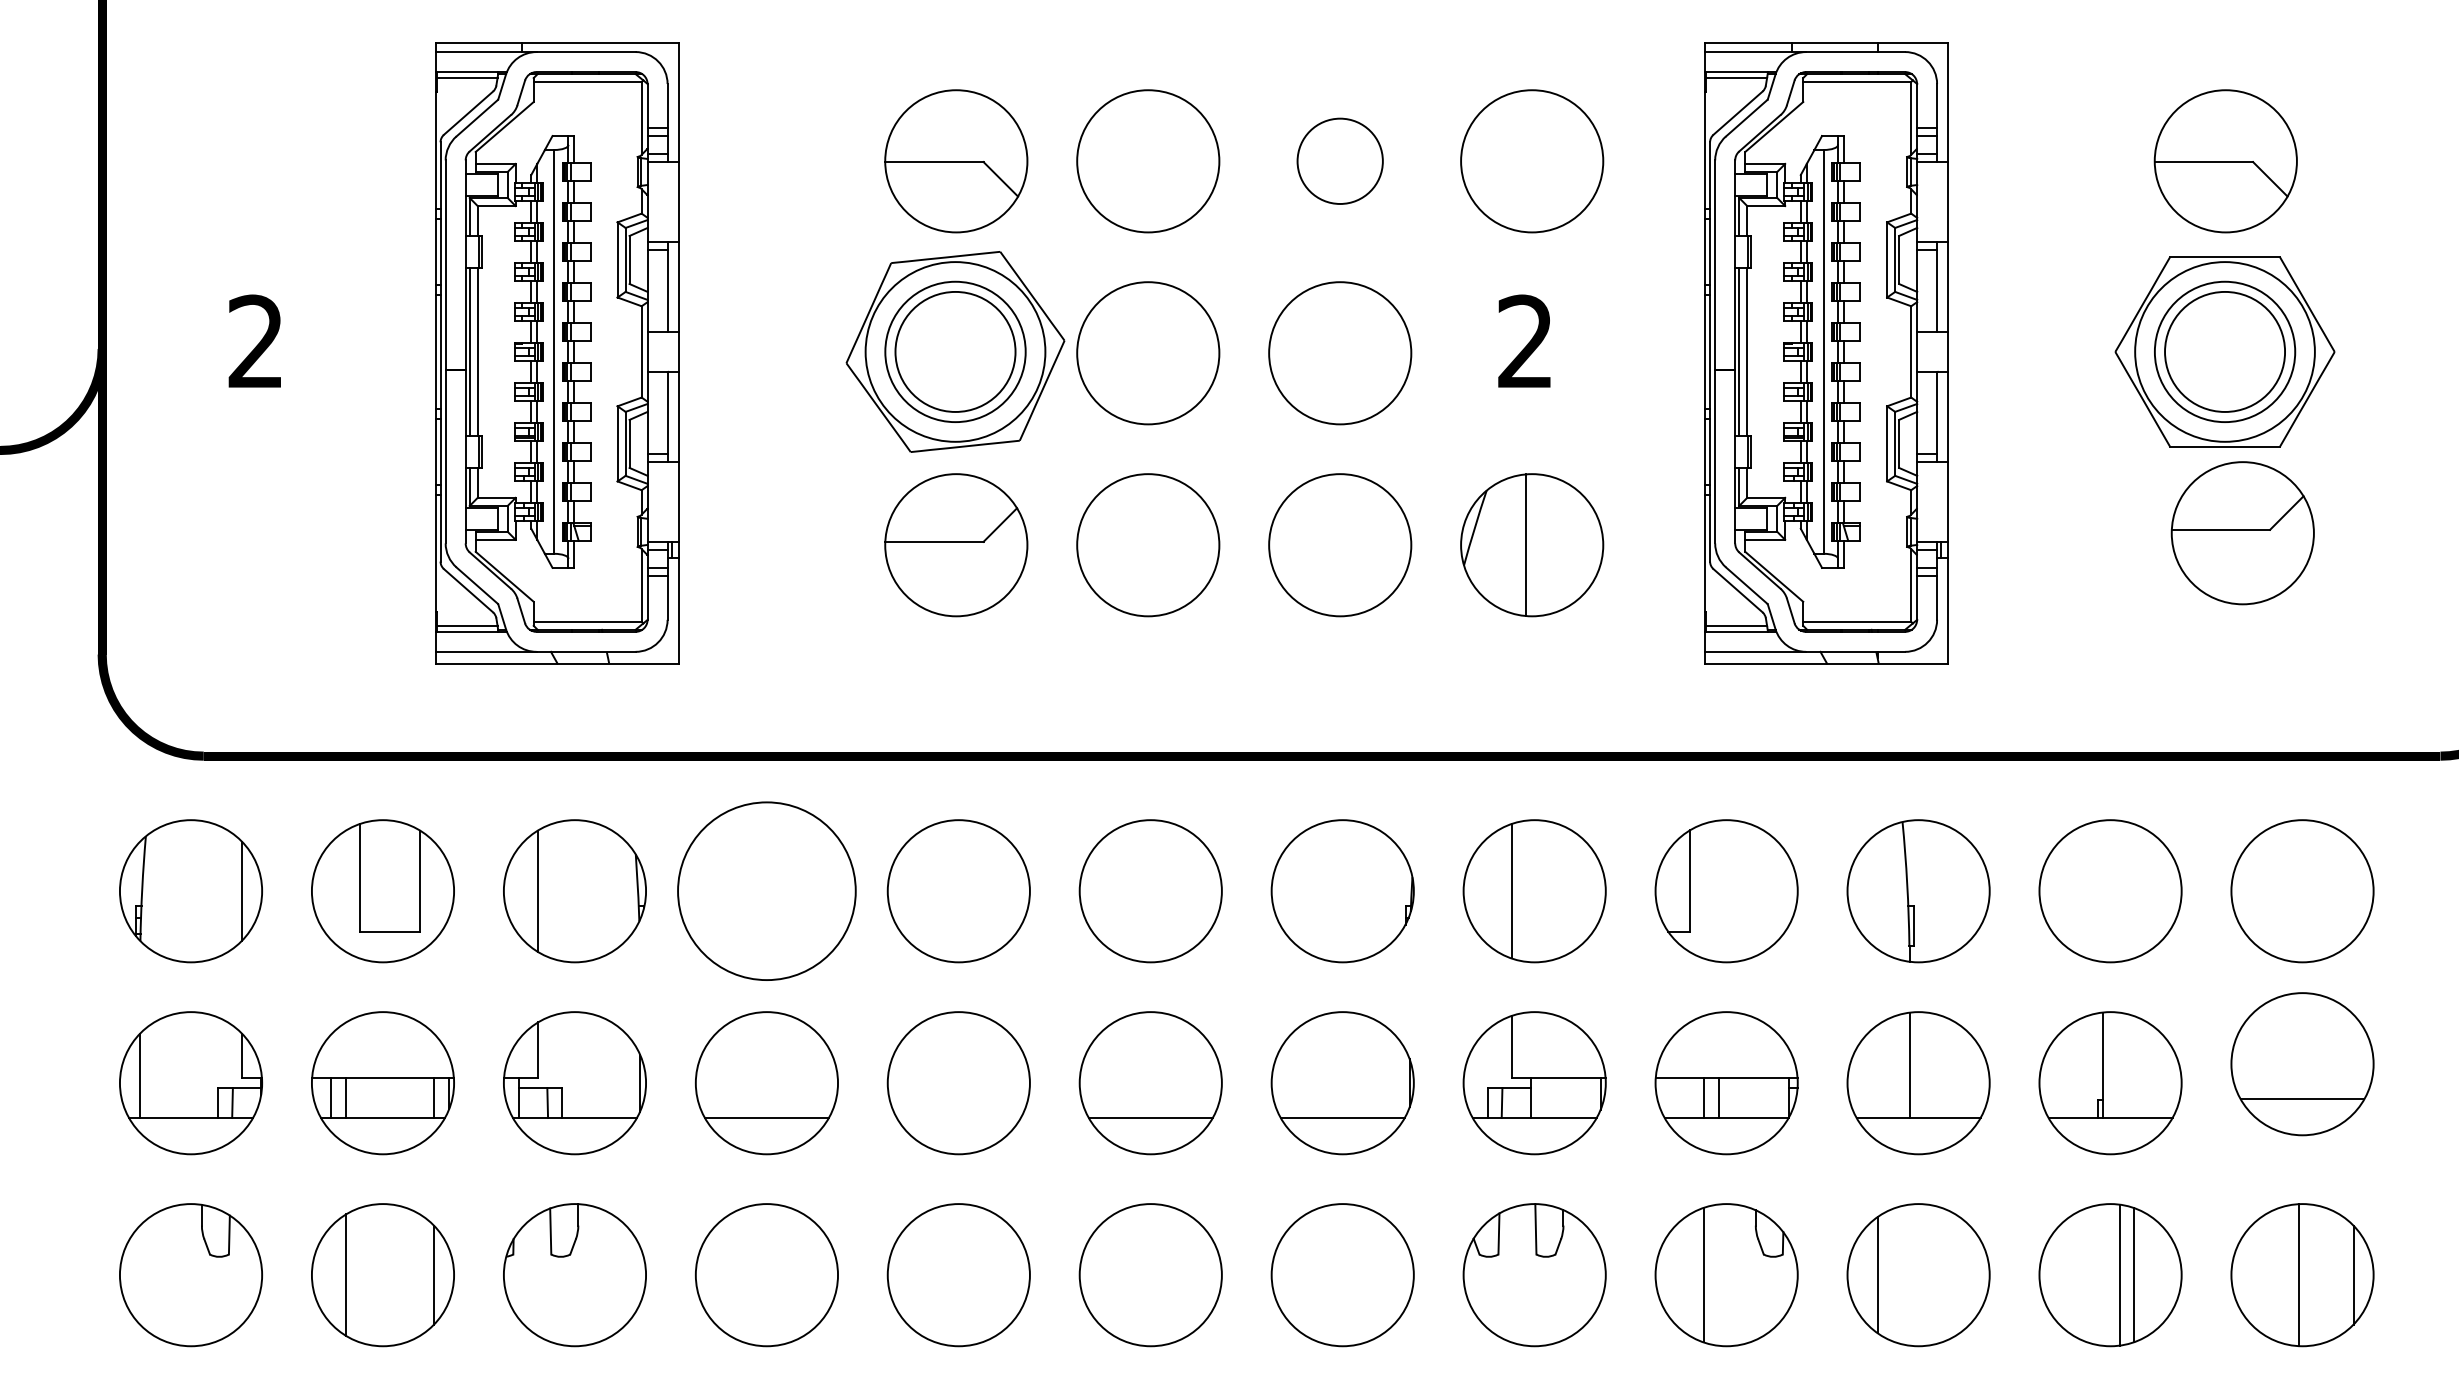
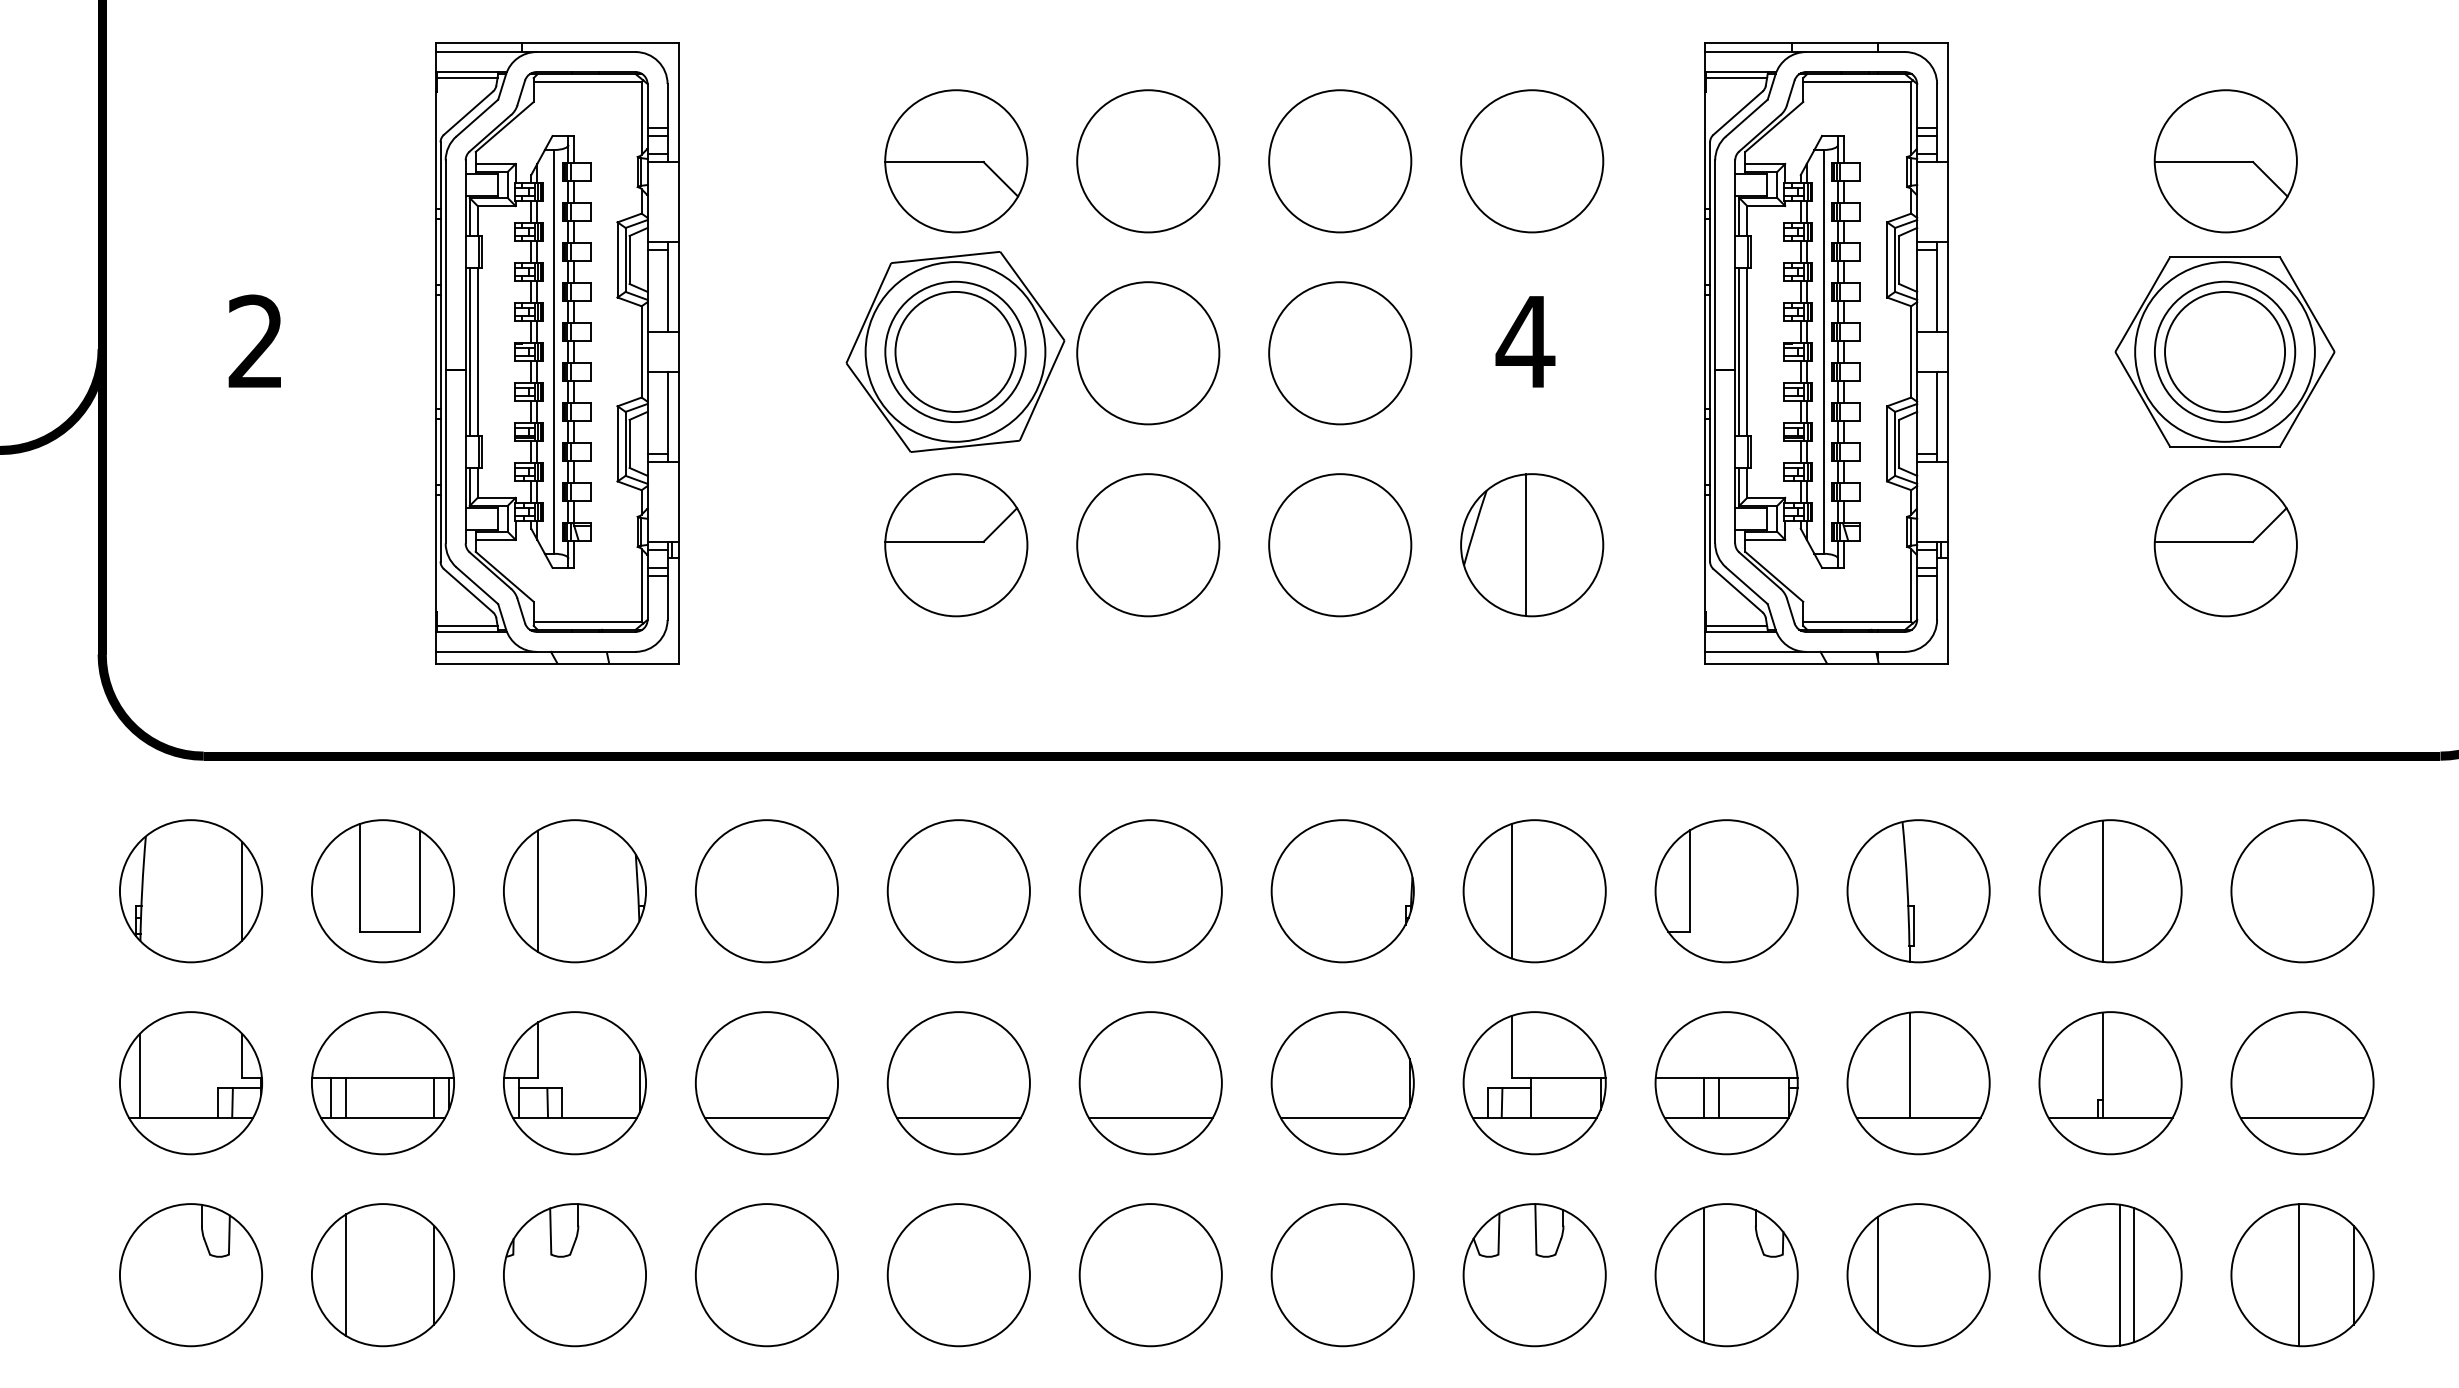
circle diameter: 85 px -> 142 px (1340, 161)
text: 2 -> 4 (1525, 340)
part position: (2242, 533) -> (2225, 545) (2225, 545)
line: none -> present (2102, 890)
circle diameter: 178 px -> 142 px (766, 891)
part position: (2302, 1064) -> (2302, 1083) (2302, 1083)
line: none -> present (958, 1118)
